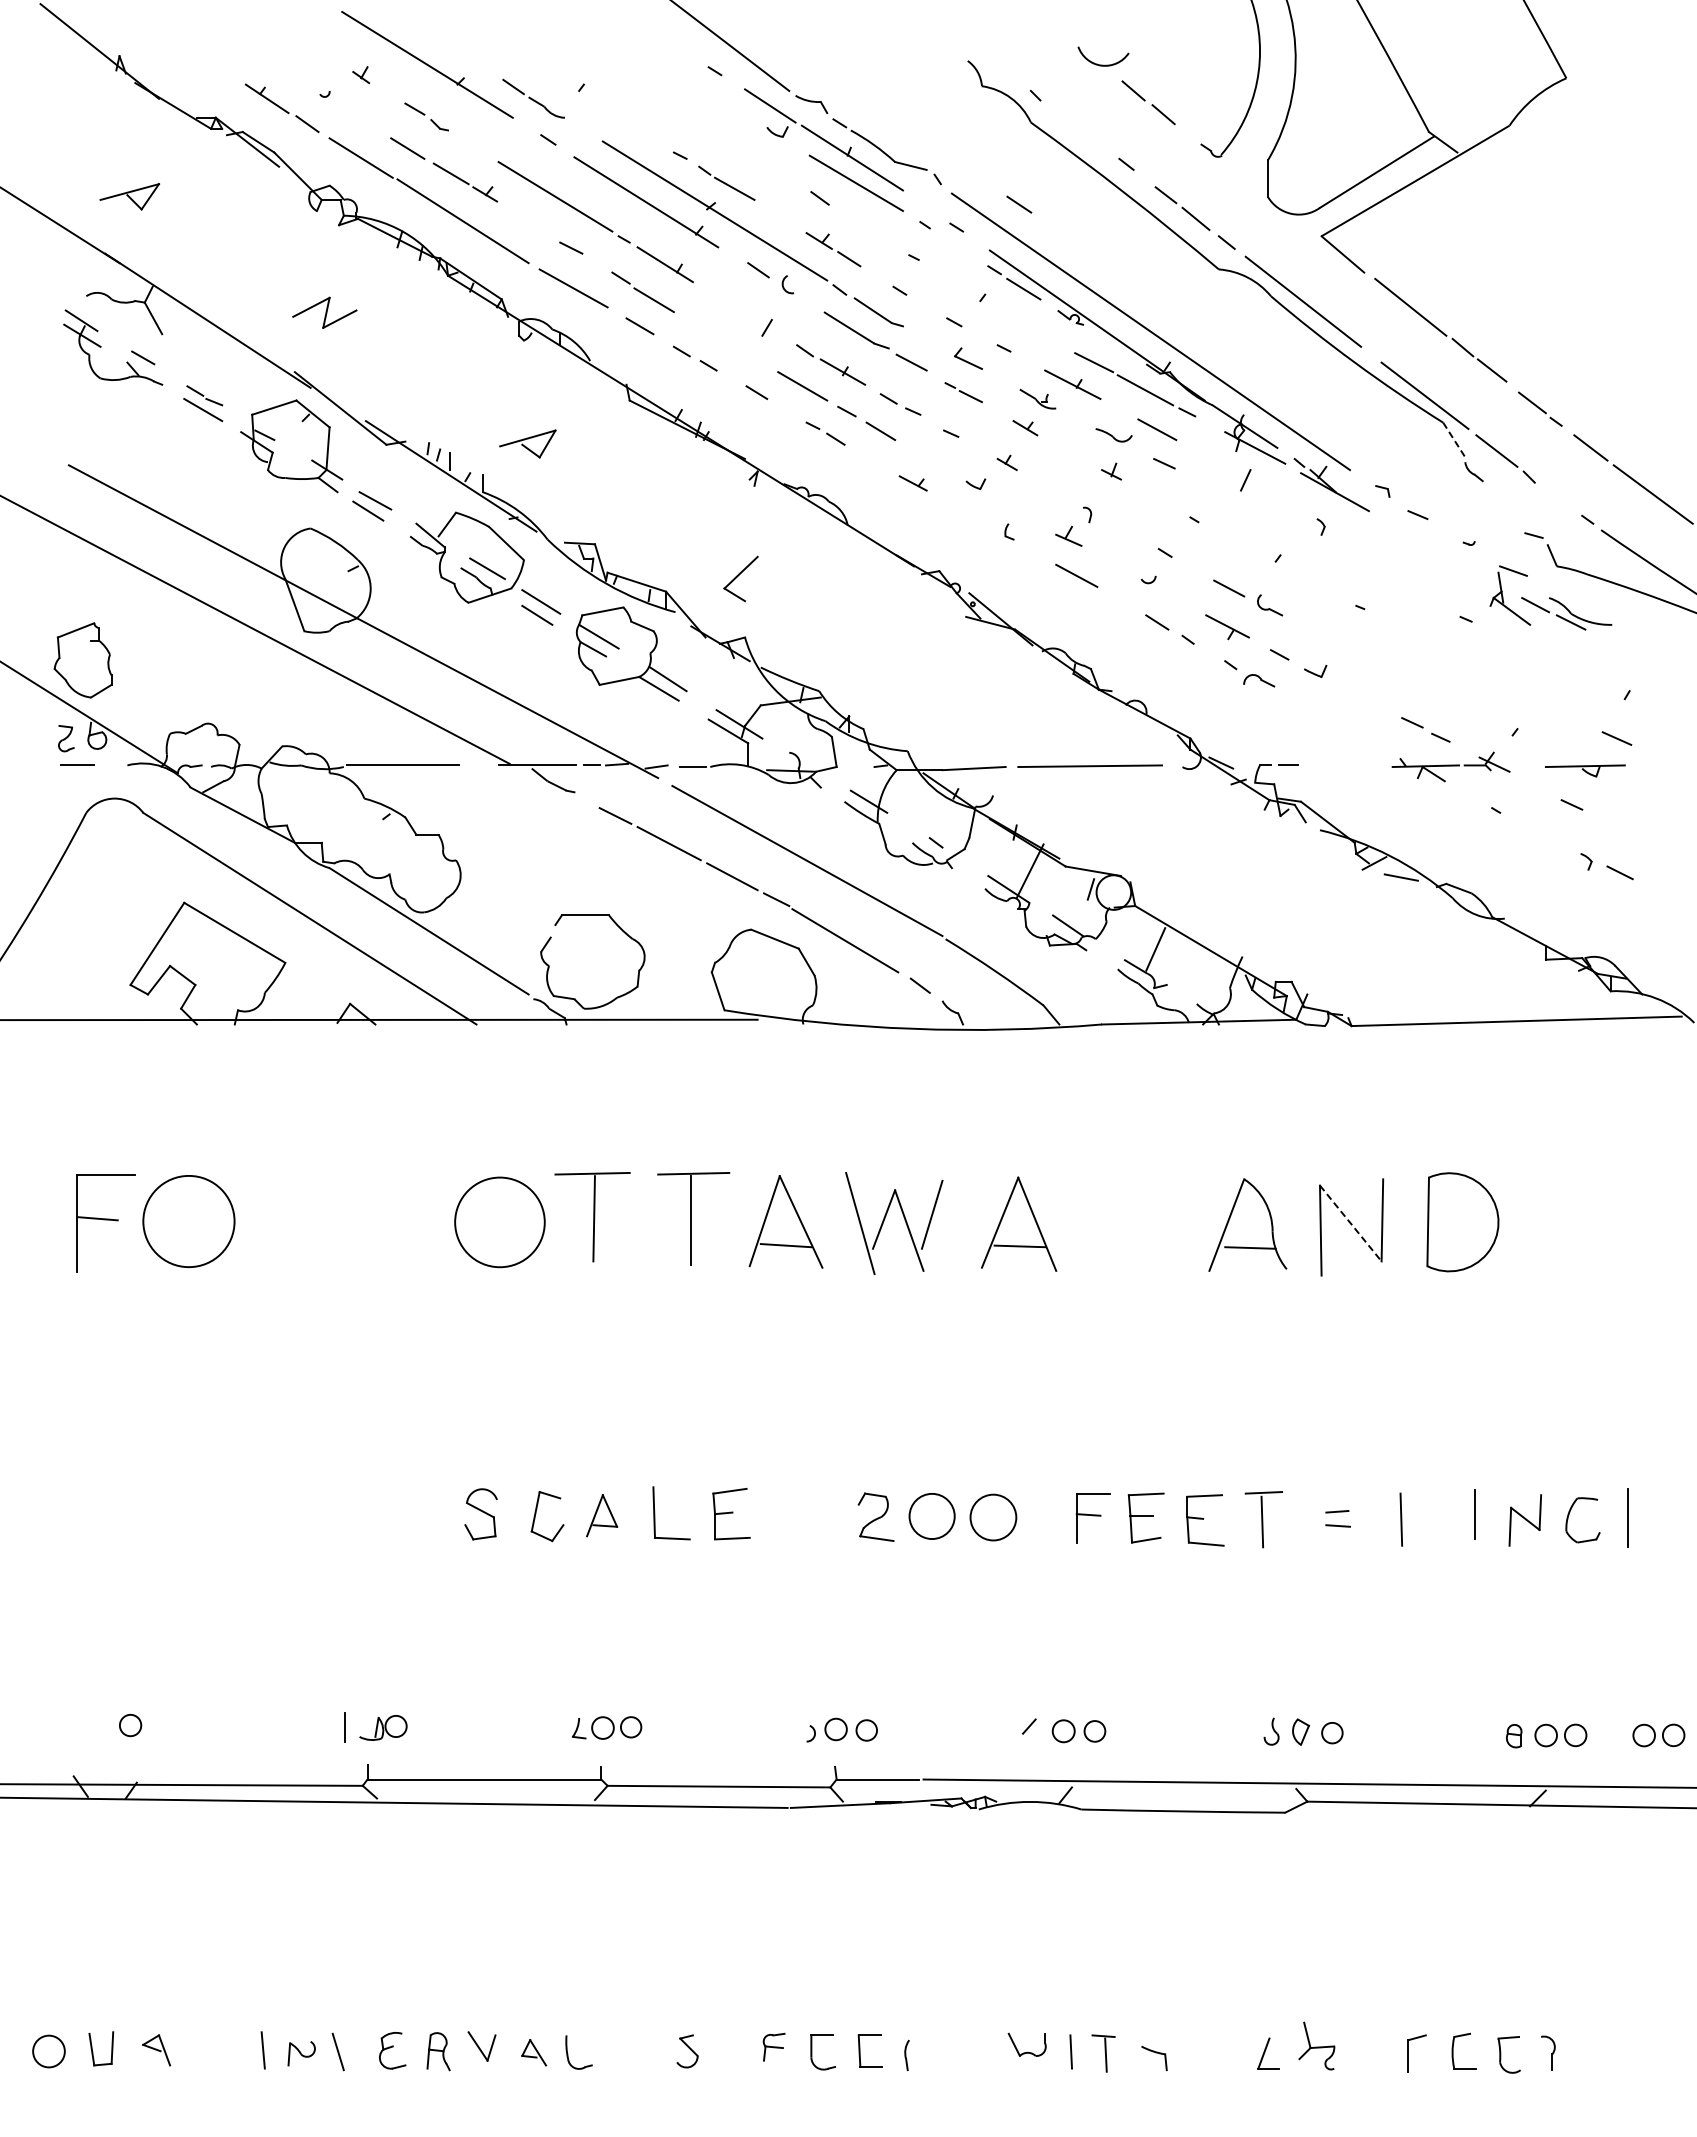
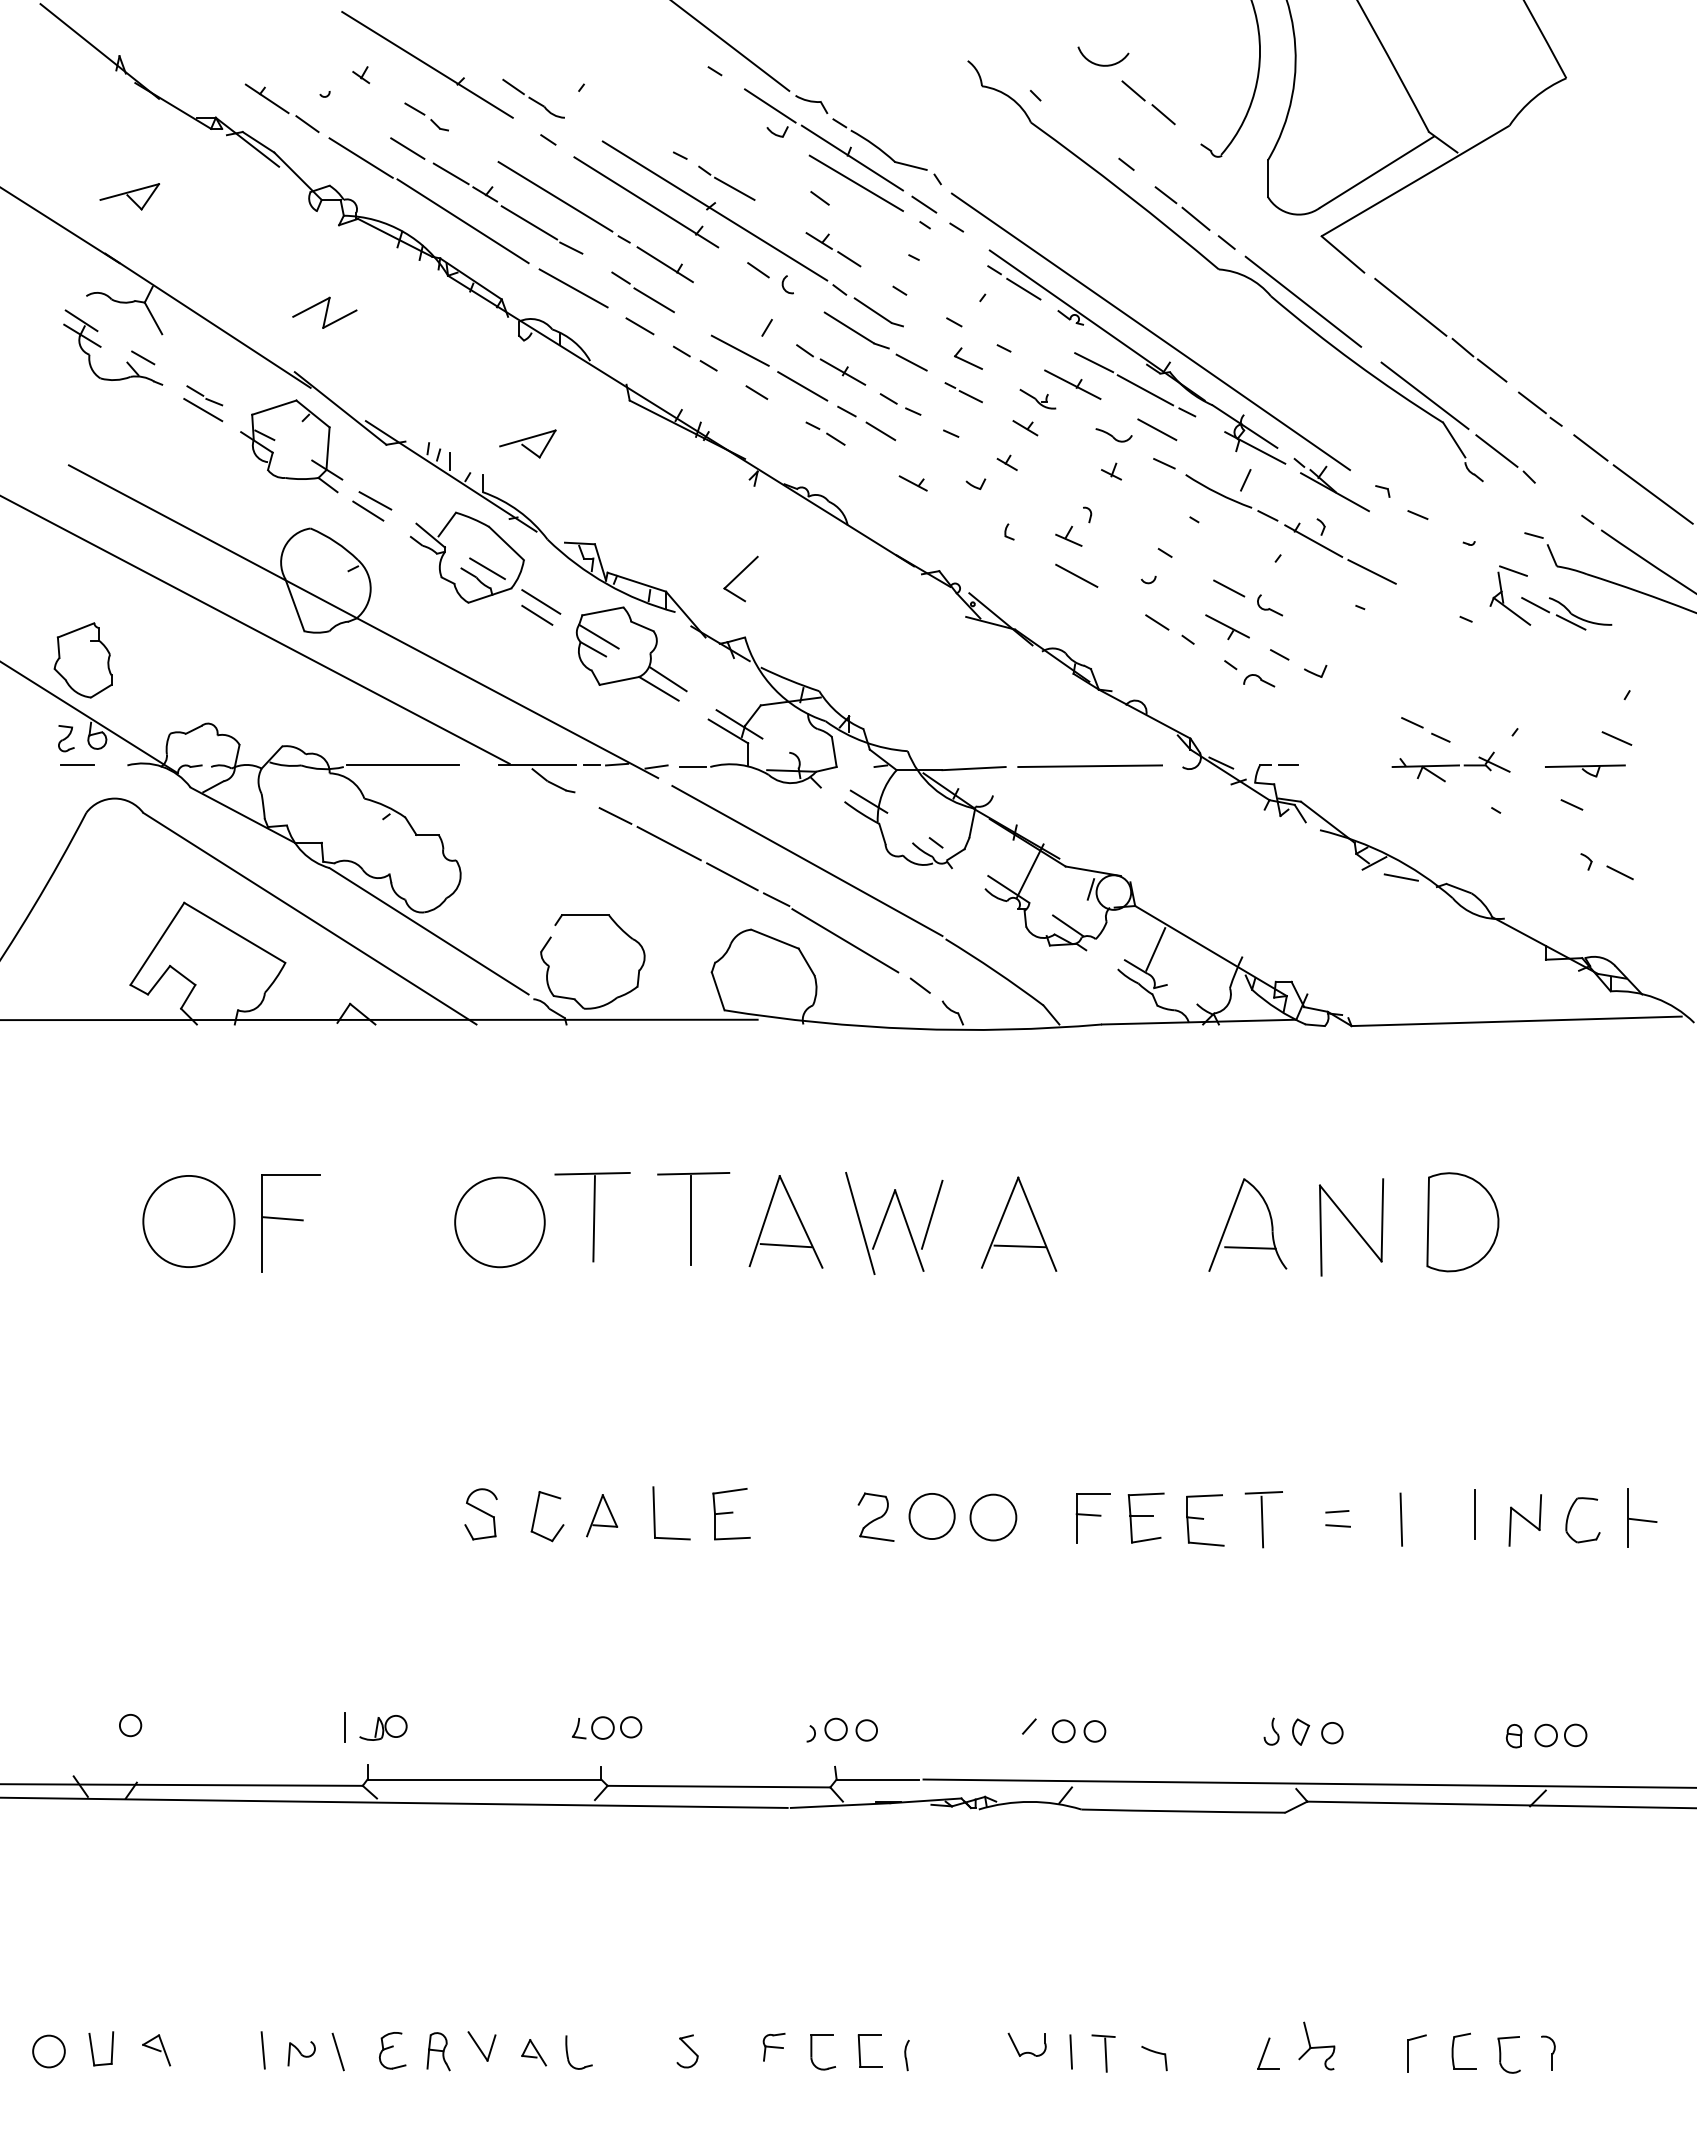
line position: (1019, 204) -> (924, 204) (924, 204)
line: none -> present (529, 222)
line: none -> present (739, 350)
line: dashed -> solid (1454, 440)
part: none -> present (1290, 529)
part position: (105, 1223) -> (290, 1223) (290, 1223)
line: dashed -> solid (1350, 1223)
line: none -> present (1642, 1520)
part: present -> none (1658, 1735)
